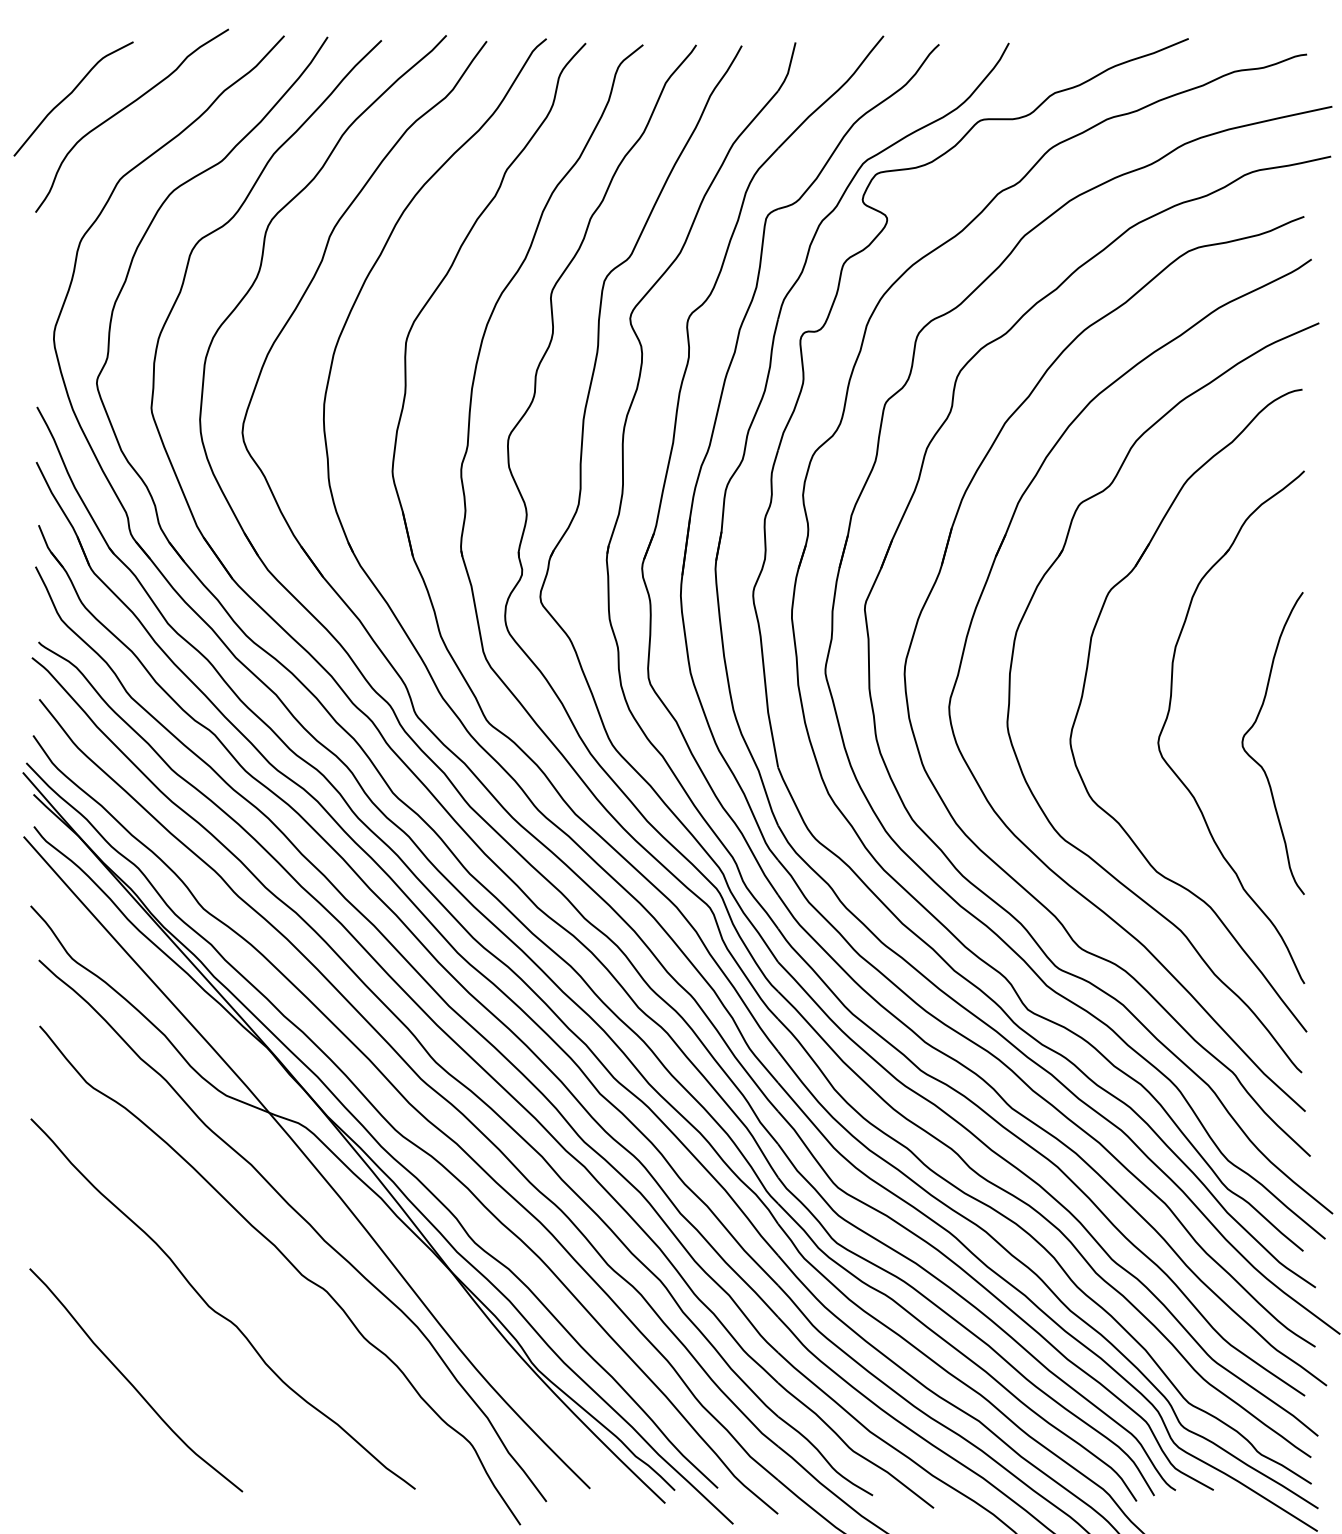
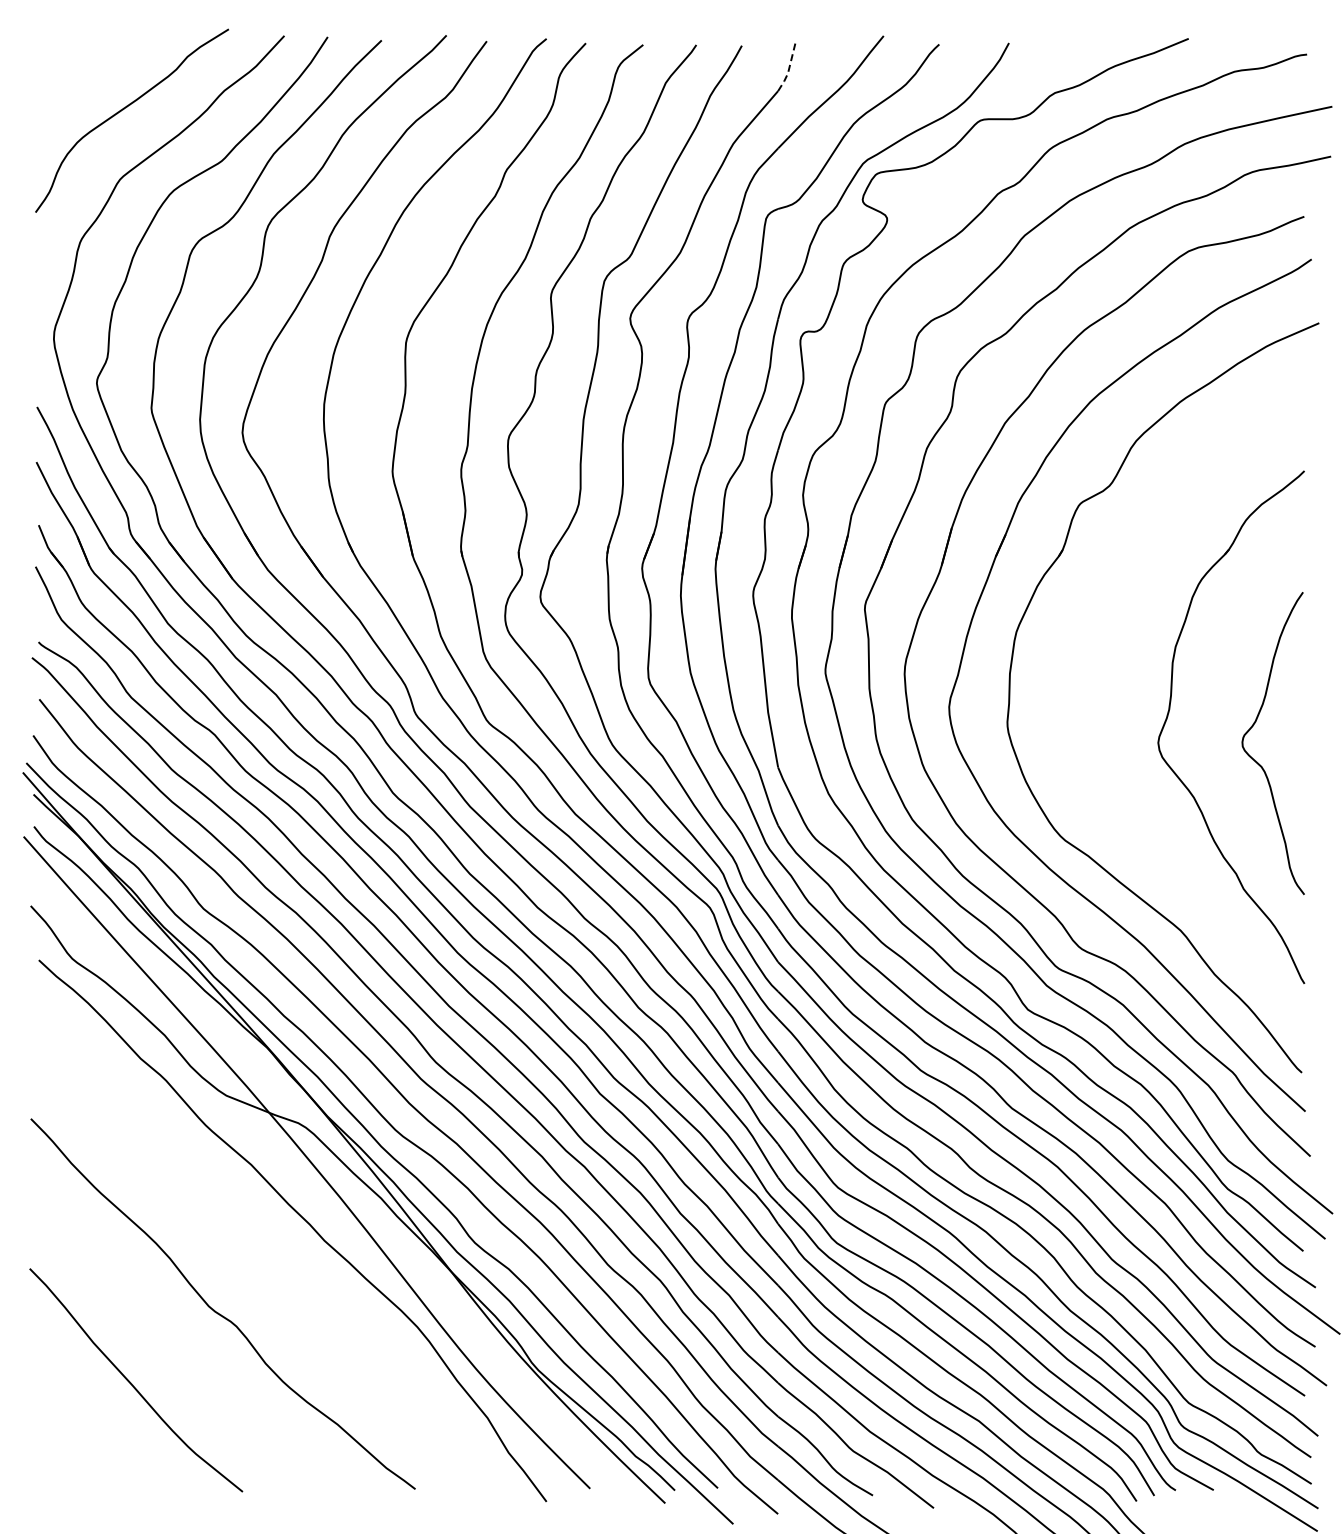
line: solid -> dashed (789, 68)
curve: present -> none (71, 94)
part: present -> none (1084, 690)
curve: present -> none (290, 1264)
